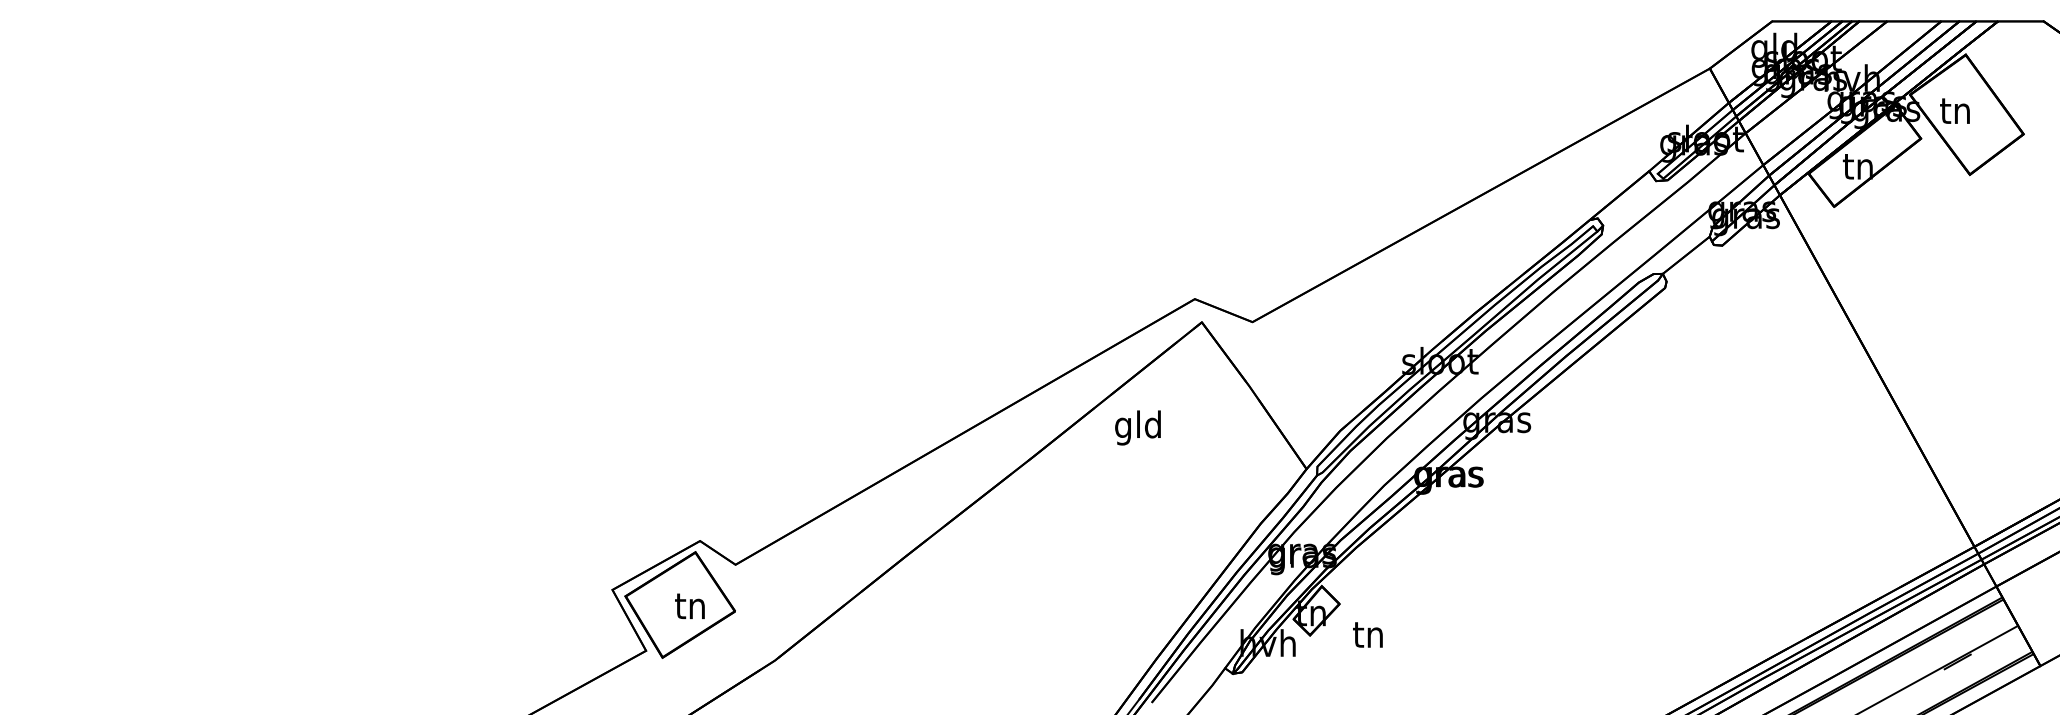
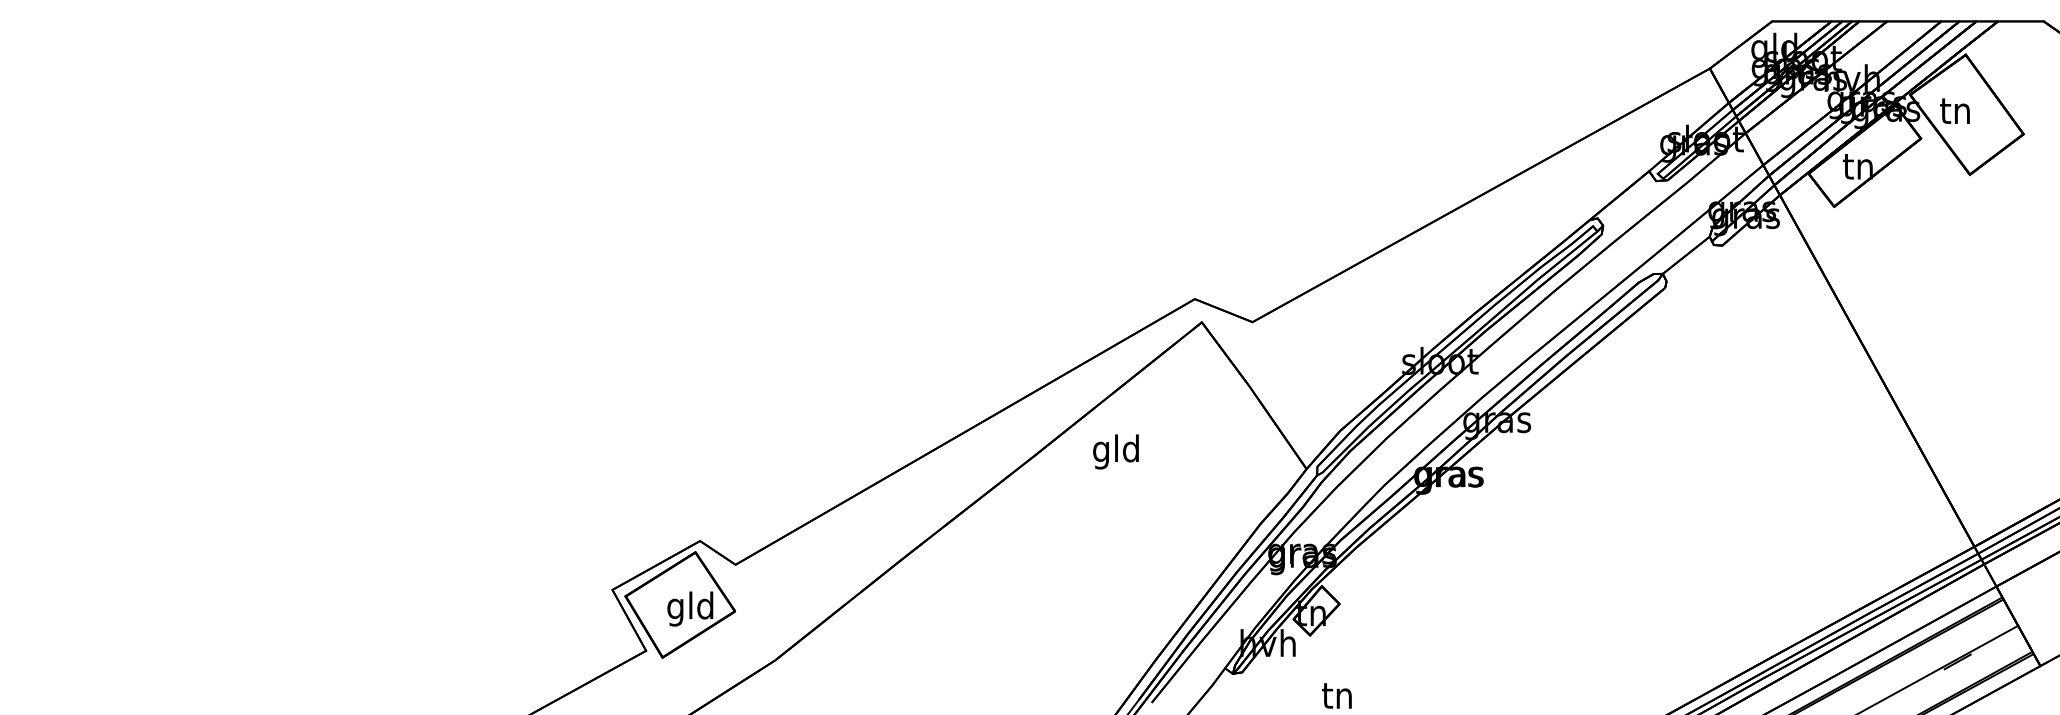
text position: (1137, 427) -> (1115, 451) (1115, 451)
text: tn -> gld (690, 608)
text position: (1367, 634) -> (1336, 695) (1336, 695)
